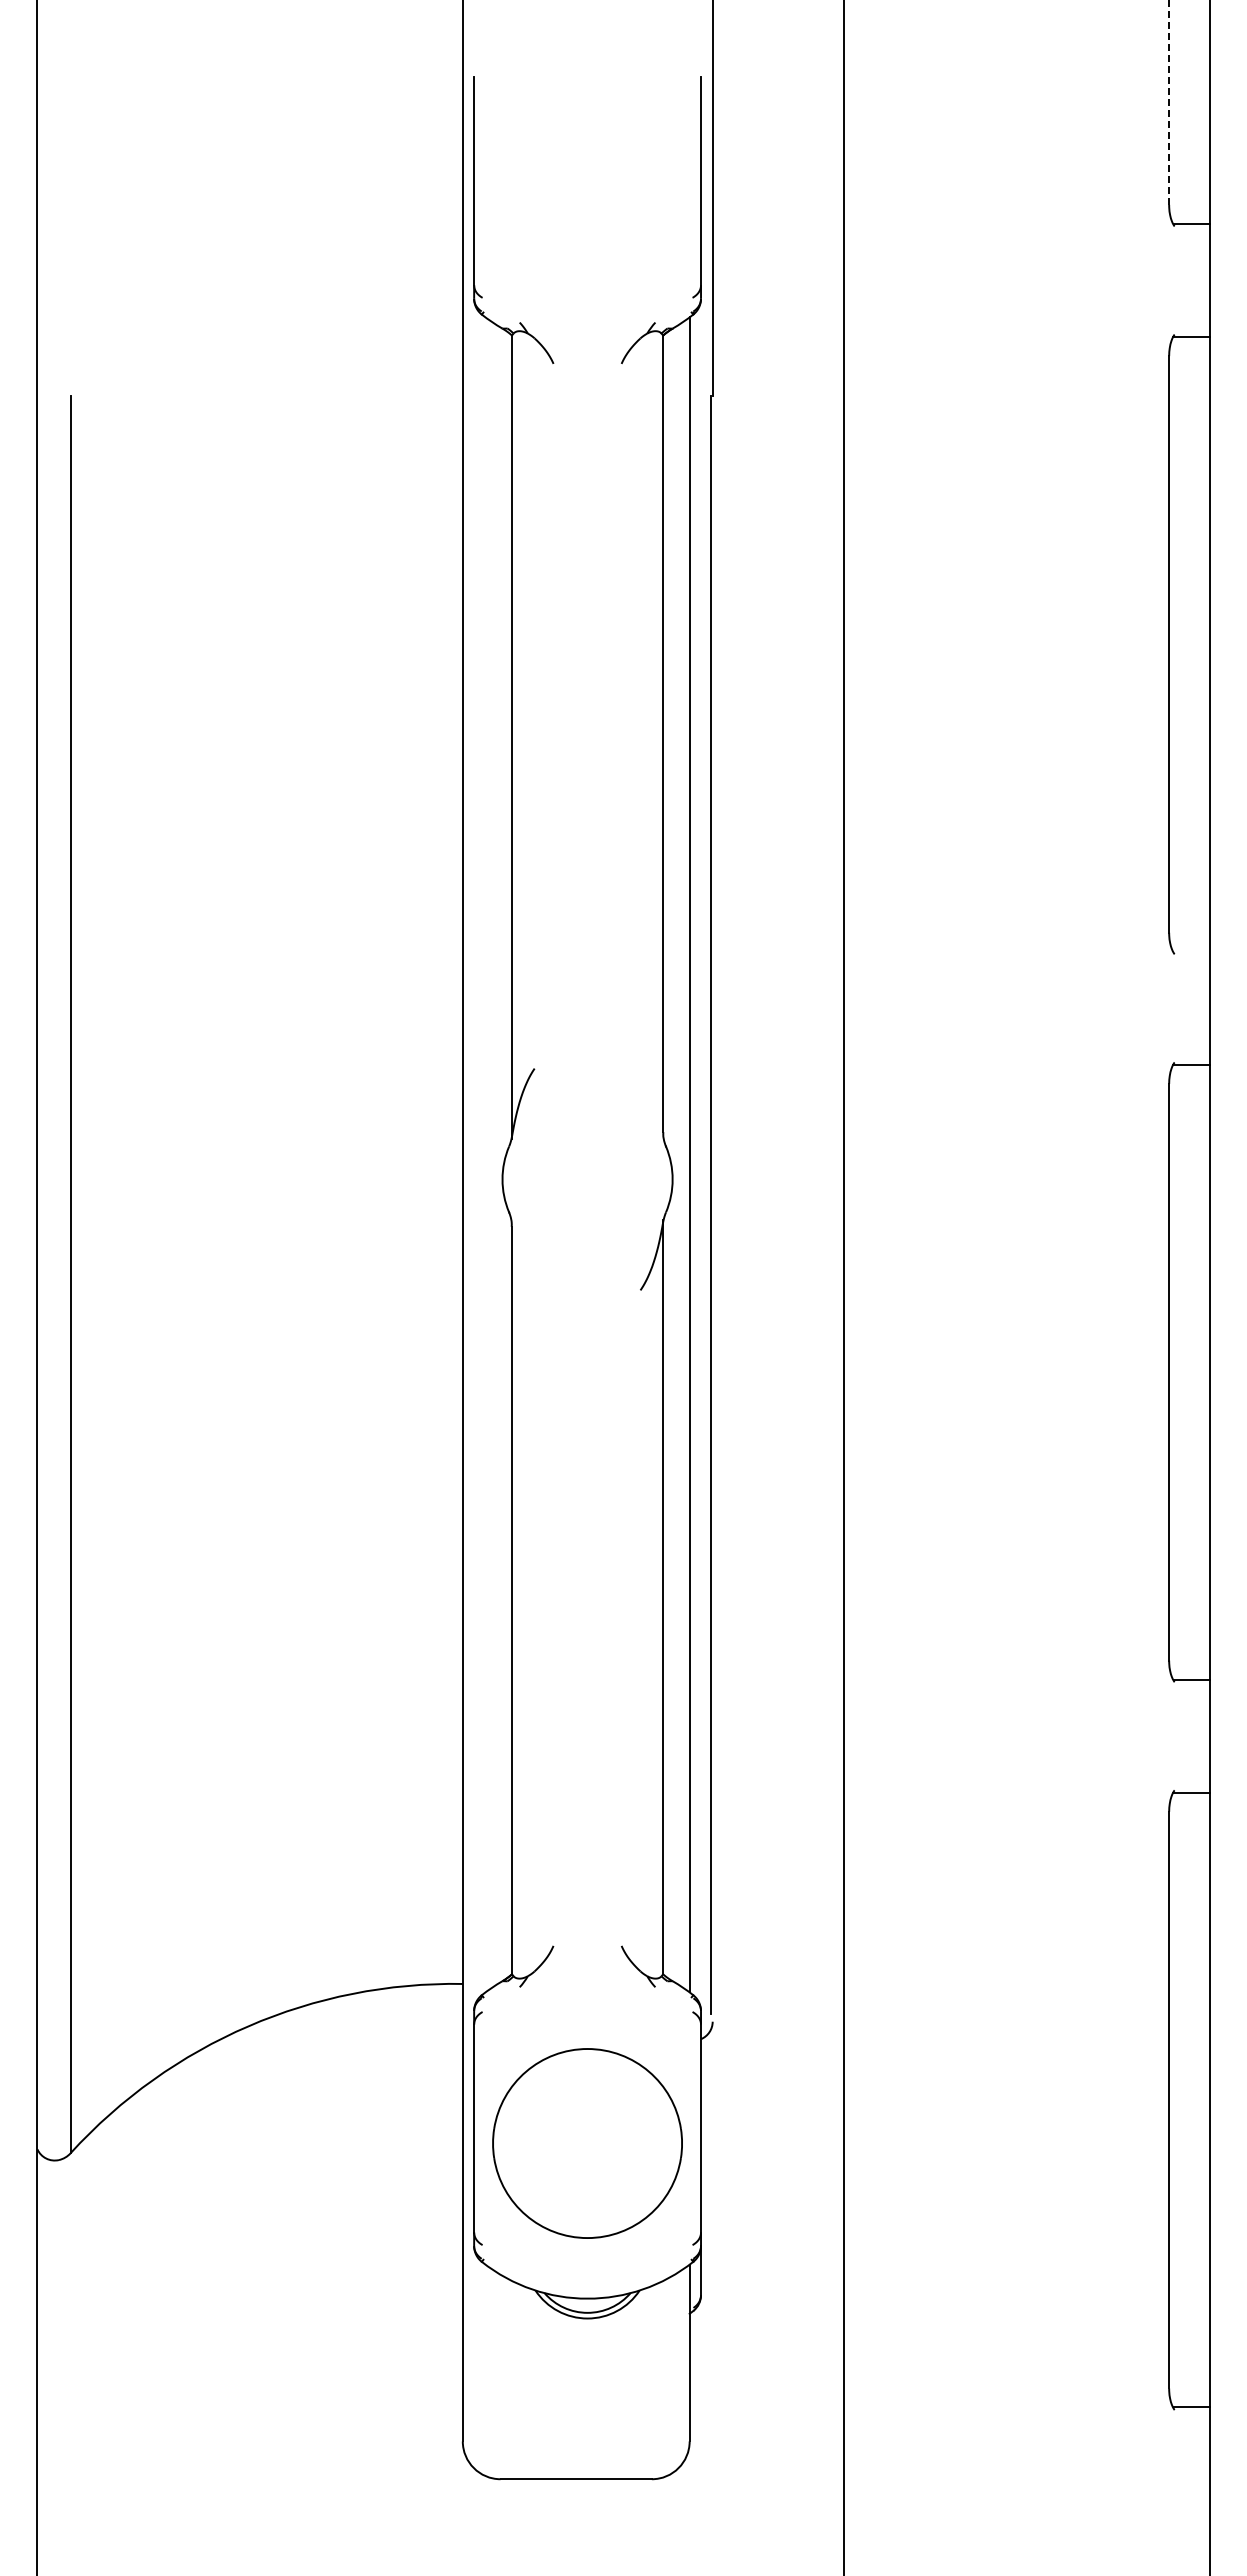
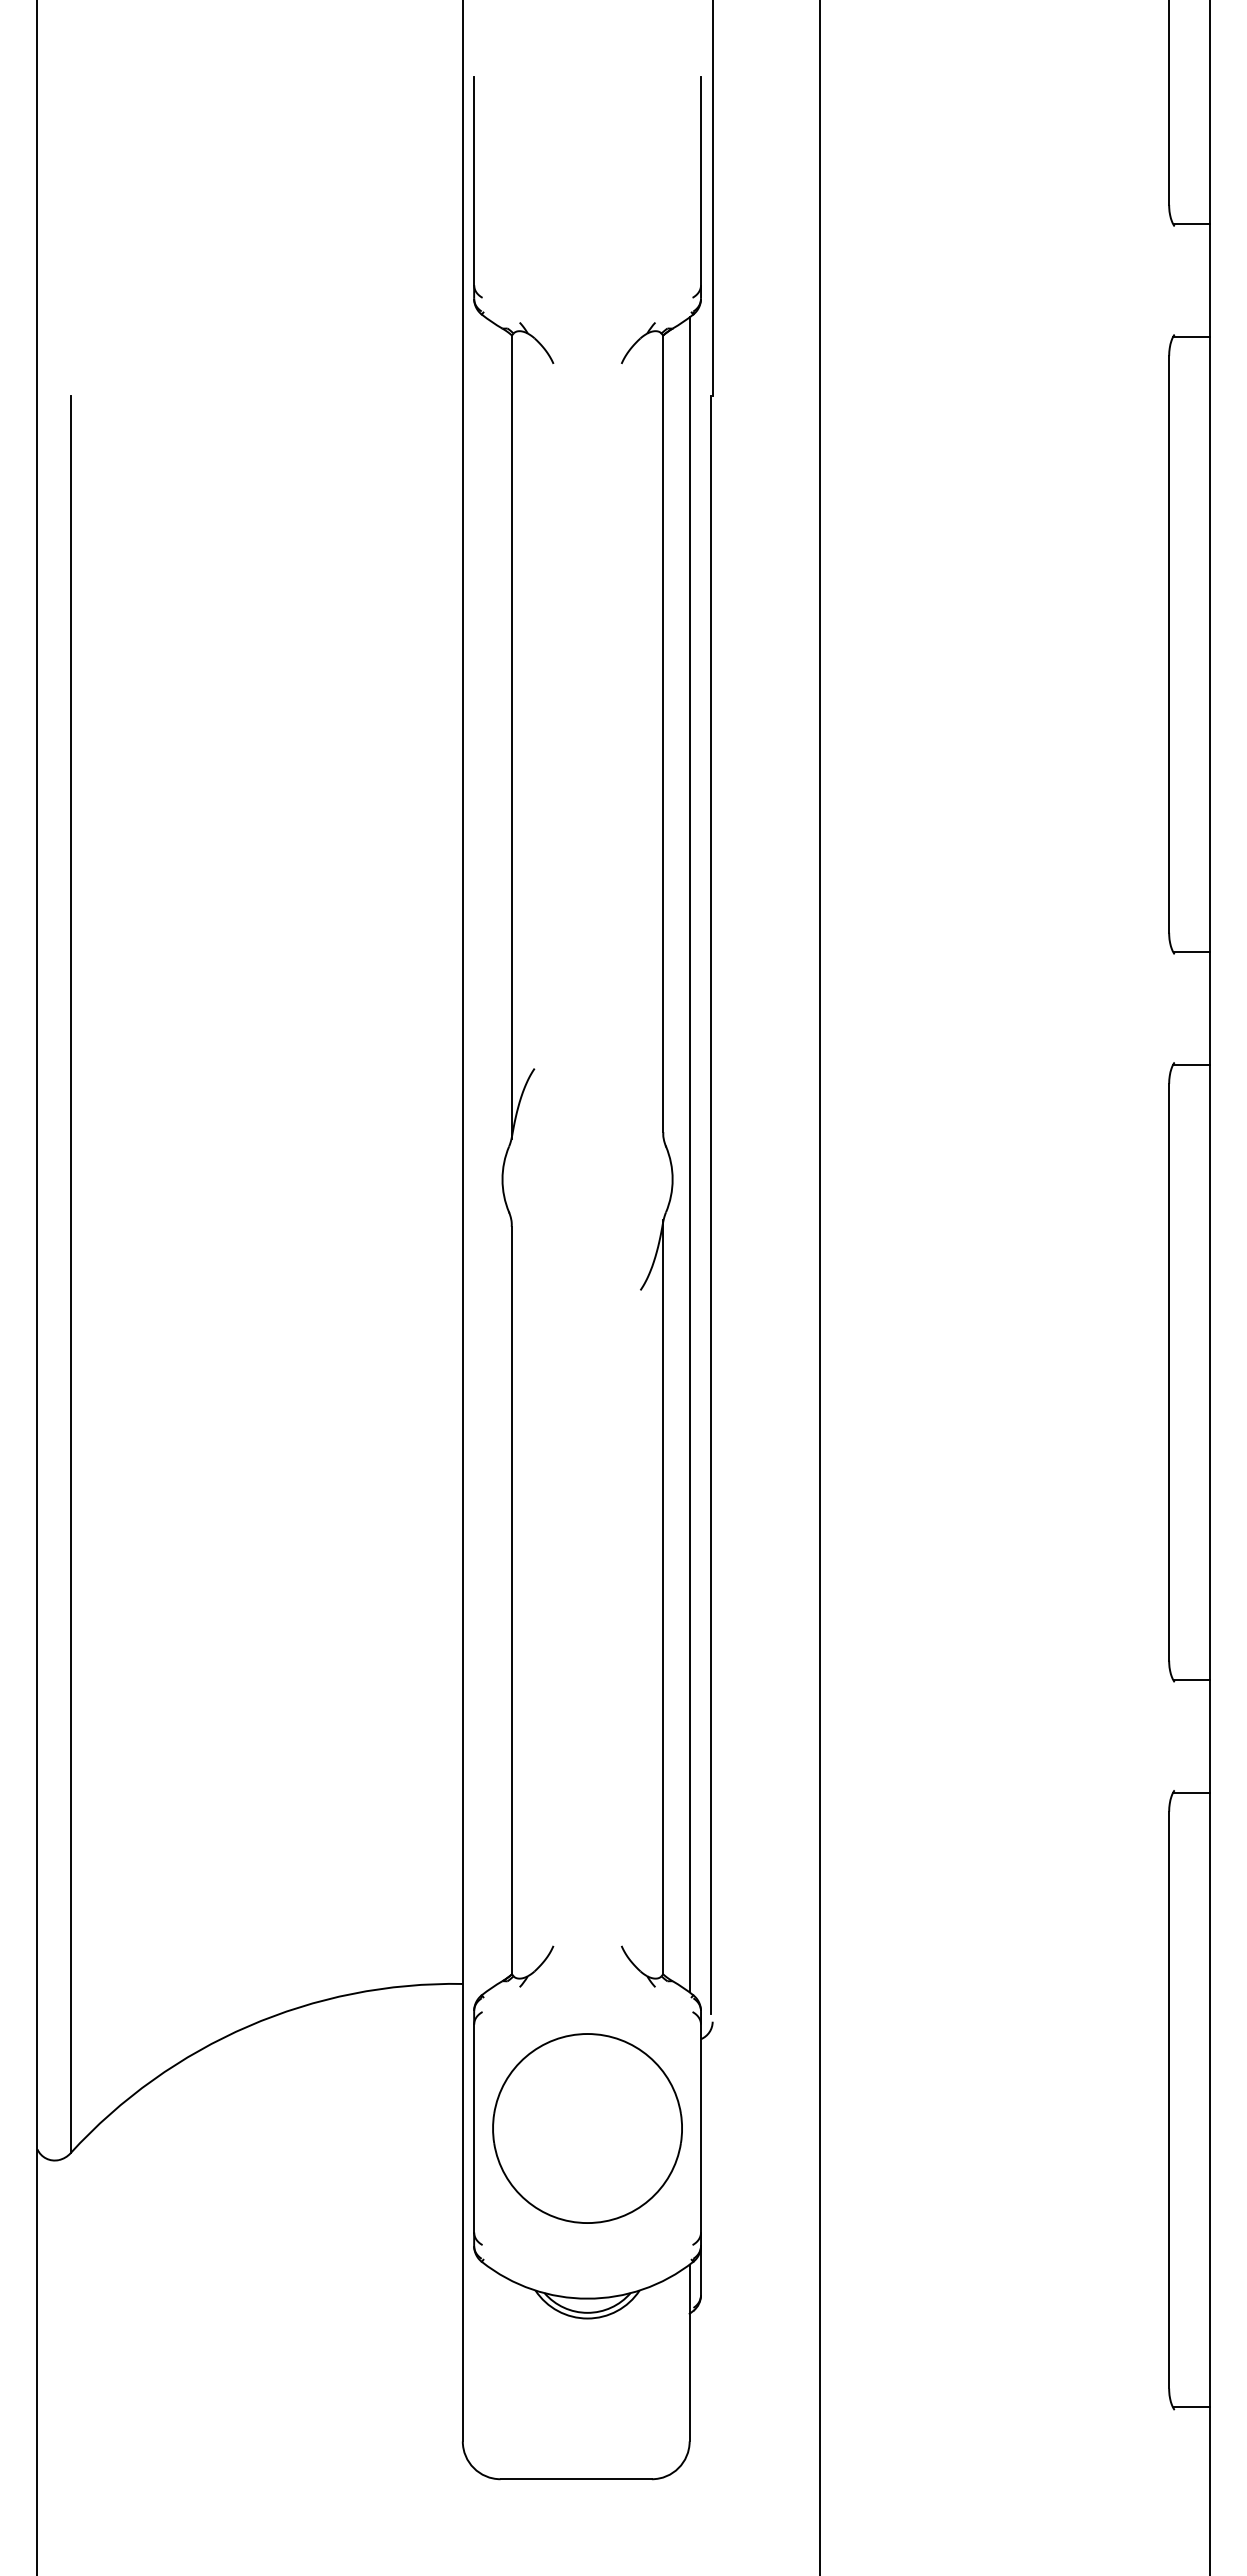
line: dashed -> solid (1169, 102)
line: none -> present (1191, 951)
line position: (844, 1287) -> (820, 1287) (820, 1287)
part position: (587, 2143) -> (587, 2128) (587, 2128)
